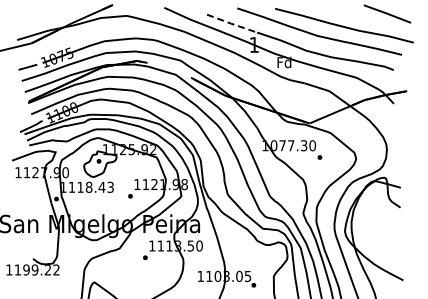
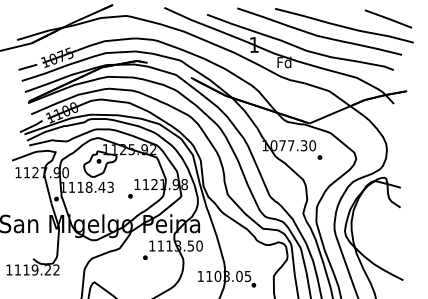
line position: (387, 13) -> (388, 18) (388, 18)
line: dashed -> solid (232, 23)
text: 1199.22 -> 1119.22 (26, 269)
